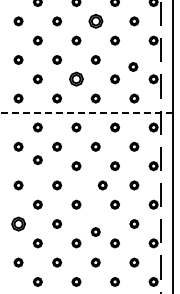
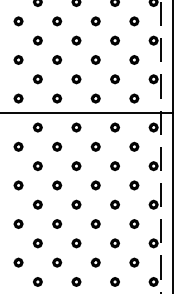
part size: 16x15 px -> 11x11 px (95, 21)
part position: (133, 66) -> (134, 59) (134, 59)
part size: 15x16 px -> 11x11 px (76, 79)
line: dashed -> solid (86, 113)
part position: (37, 160) -> (37, 166) (37, 166)
part position: (102, 185) -> (95, 185) (95, 185)
part size: 15x16 px -> 11x10 px (18, 223)
part position: (95, 231) -> (95, 223) (95, 223)
